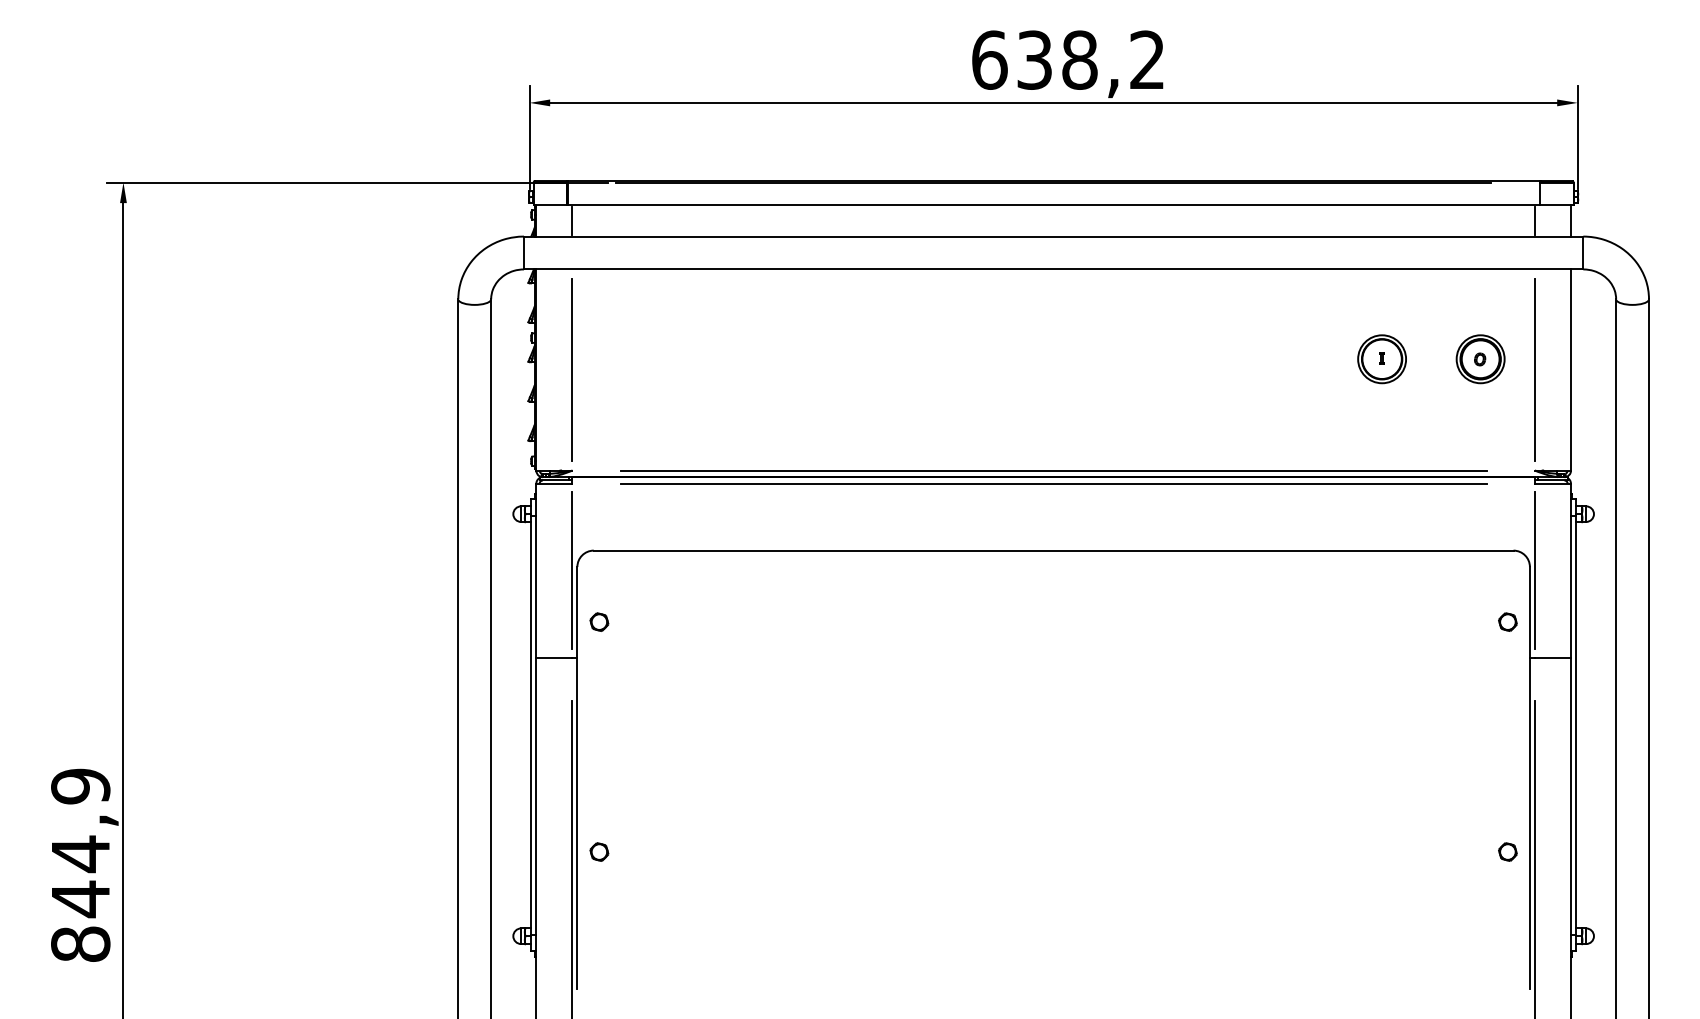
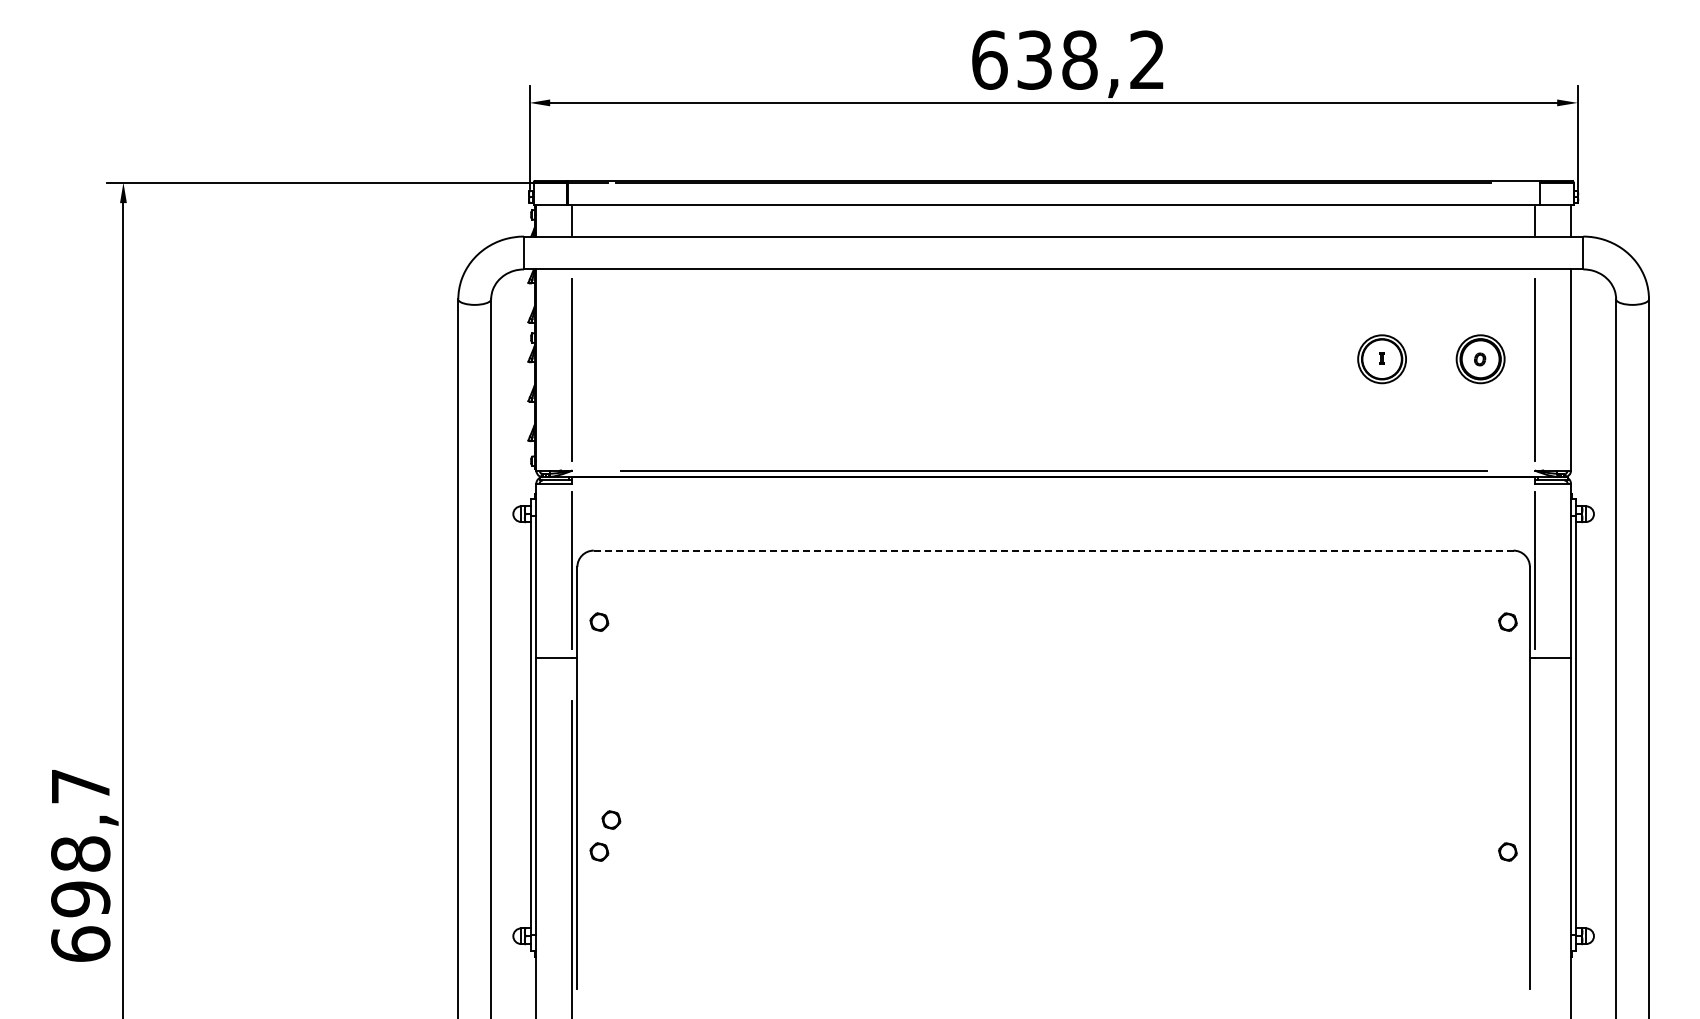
line: present -> none (1053, 483)
line: solid -> dashed (1053, 550)
part: none -> present (611, 819)
line: present -> none (1534, 857)
text: 844,9 -> 698,7 (80, 864)
